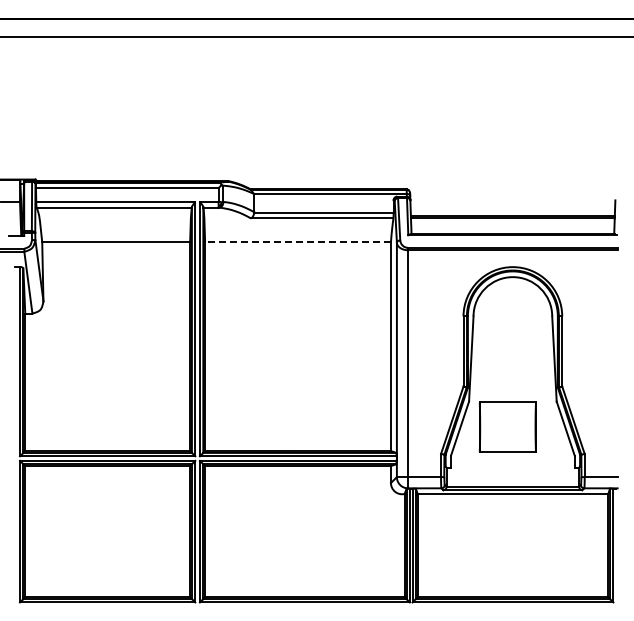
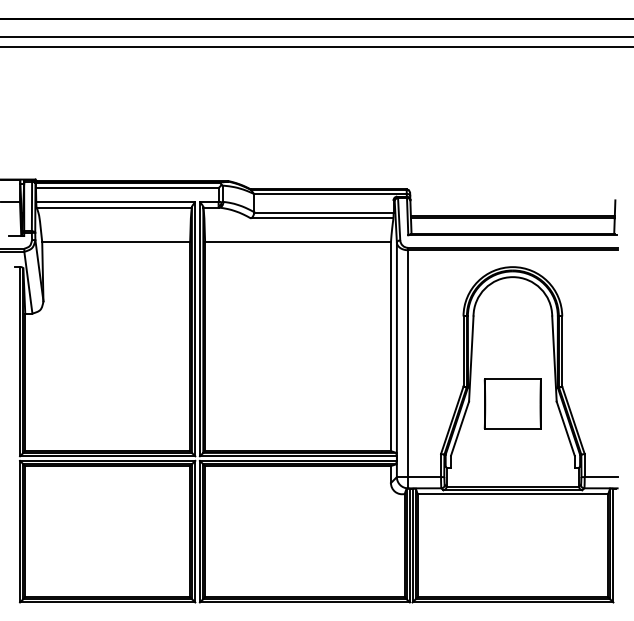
line: none -> present (316, 47)
line: dashed -> solid (298, 242)
part position: (507, 426) -> (512, 403) (512, 403)
